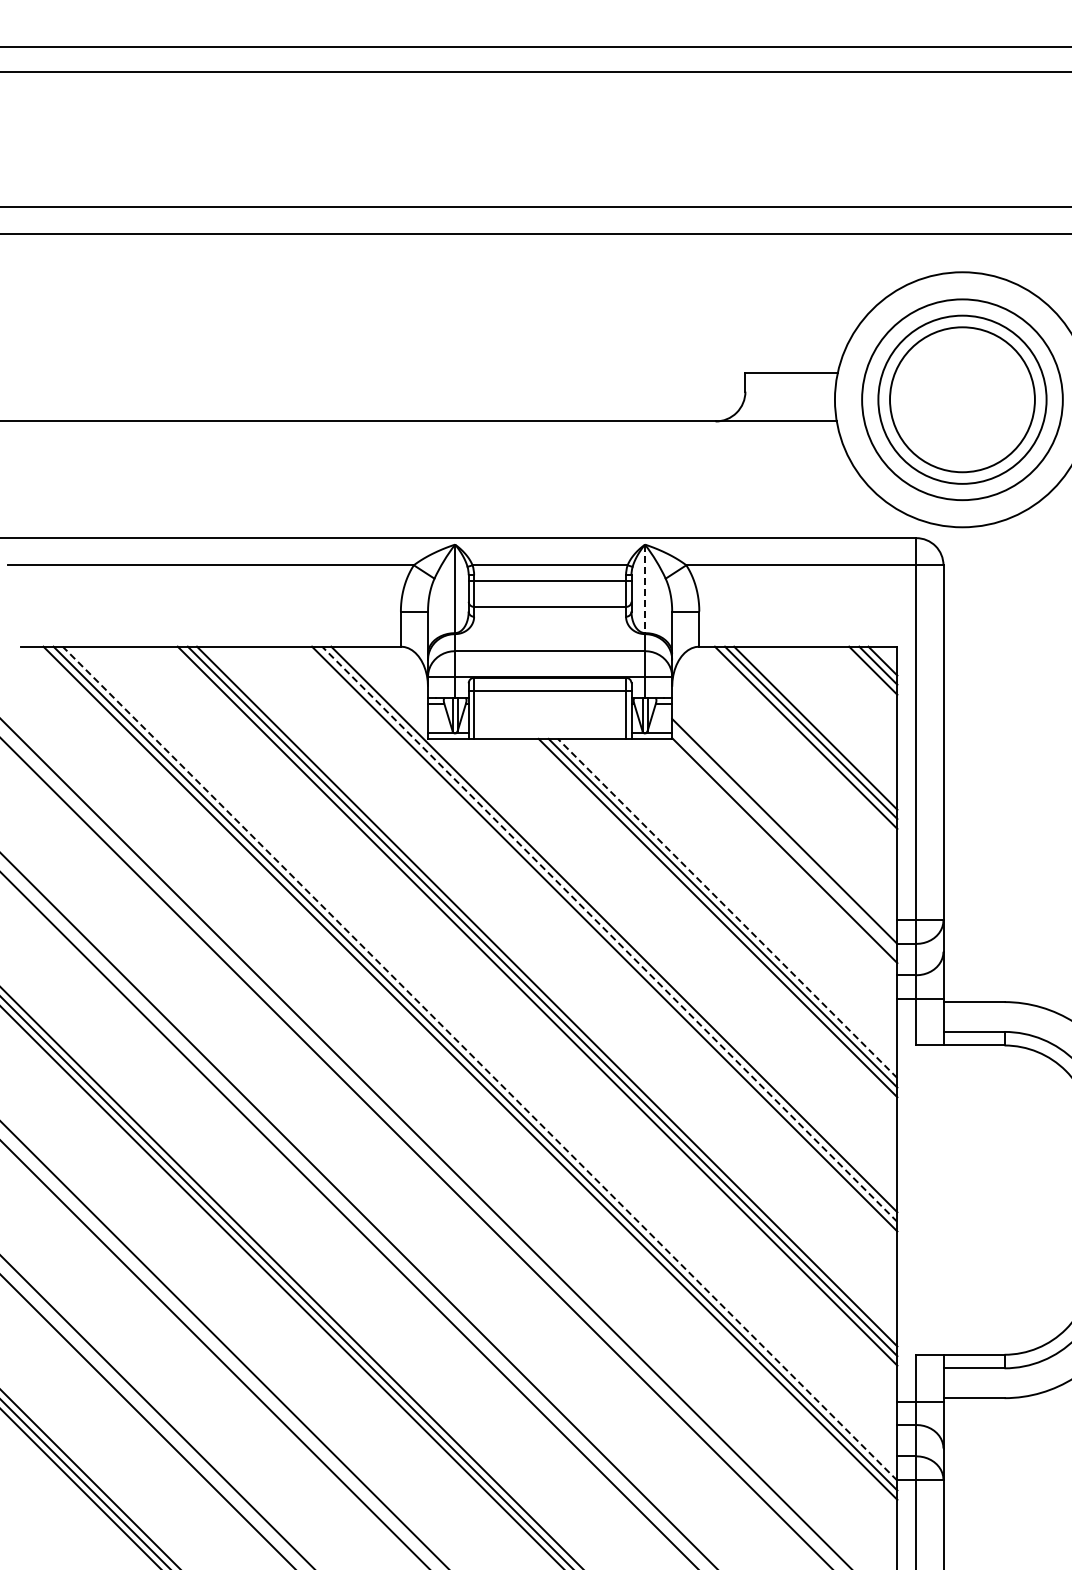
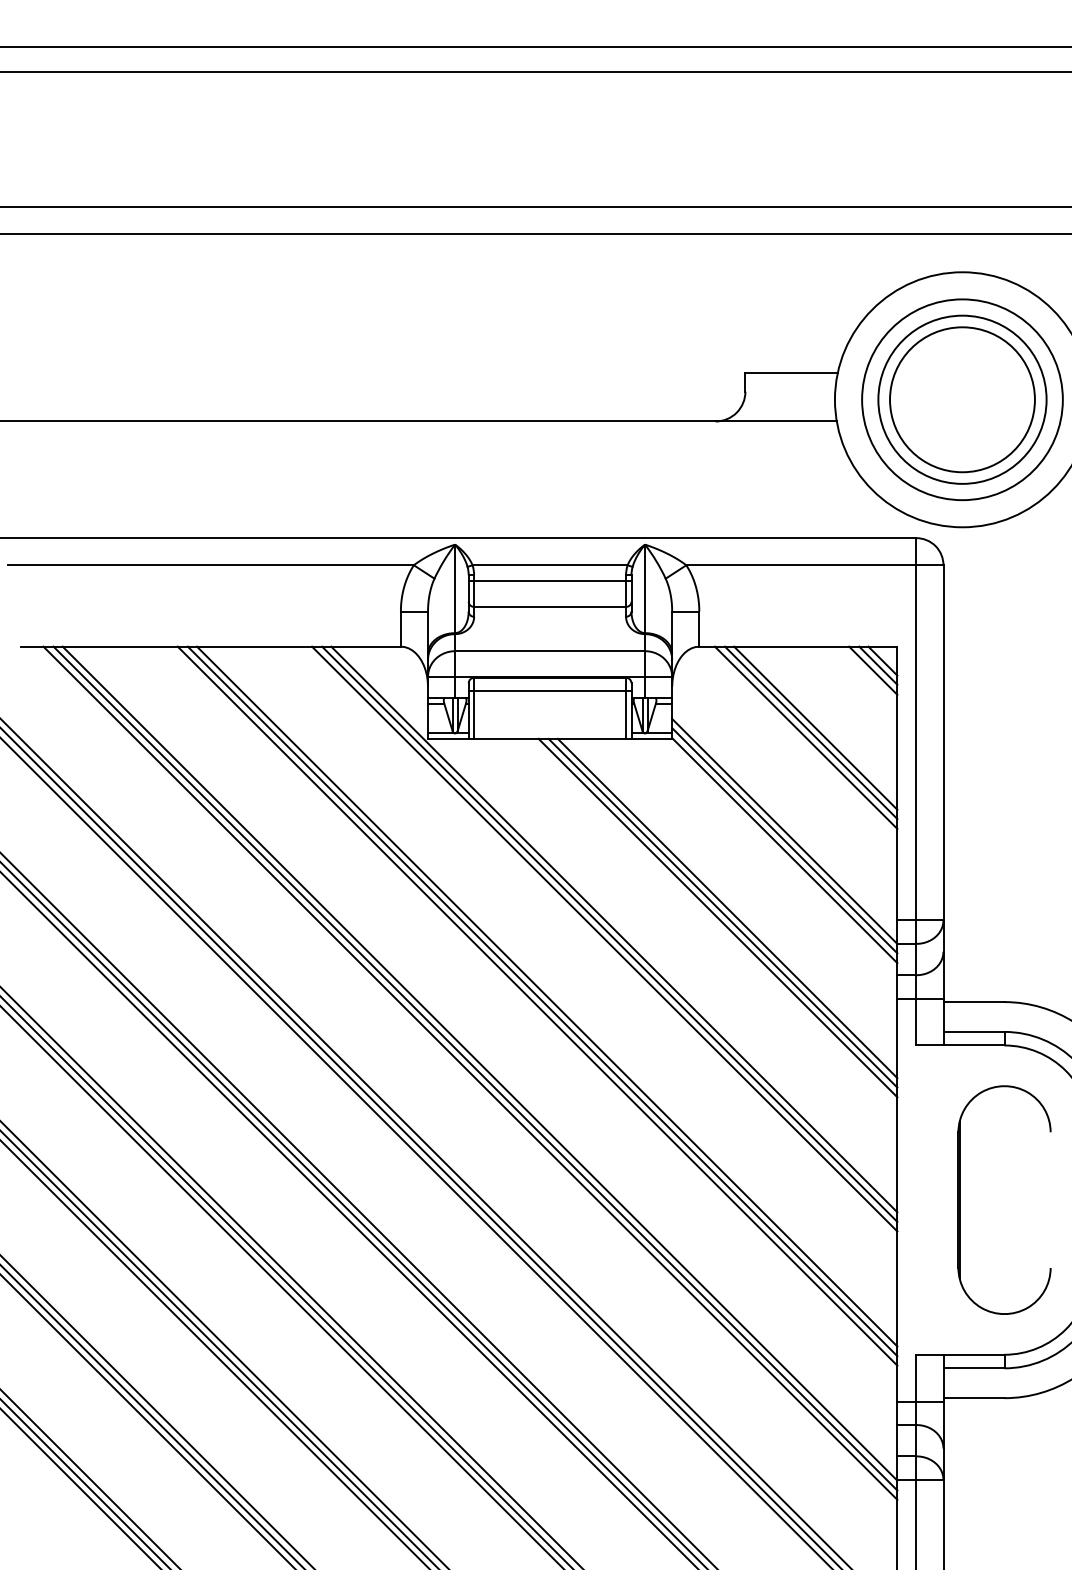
line: dashed -> solid (645, 589)
line: none -> present (784, 840)
line: dashed -> solid (727, 908)
line: dashed -> solid (609, 934)
line: dashed -> solid (480, 1063)
line: none -> present (420, 1147)
part: none -> present (960, 1199)
line: none -> present (353, 1215)
line: none -> present (219, 1349)
line: none -> present (152, 1416)
